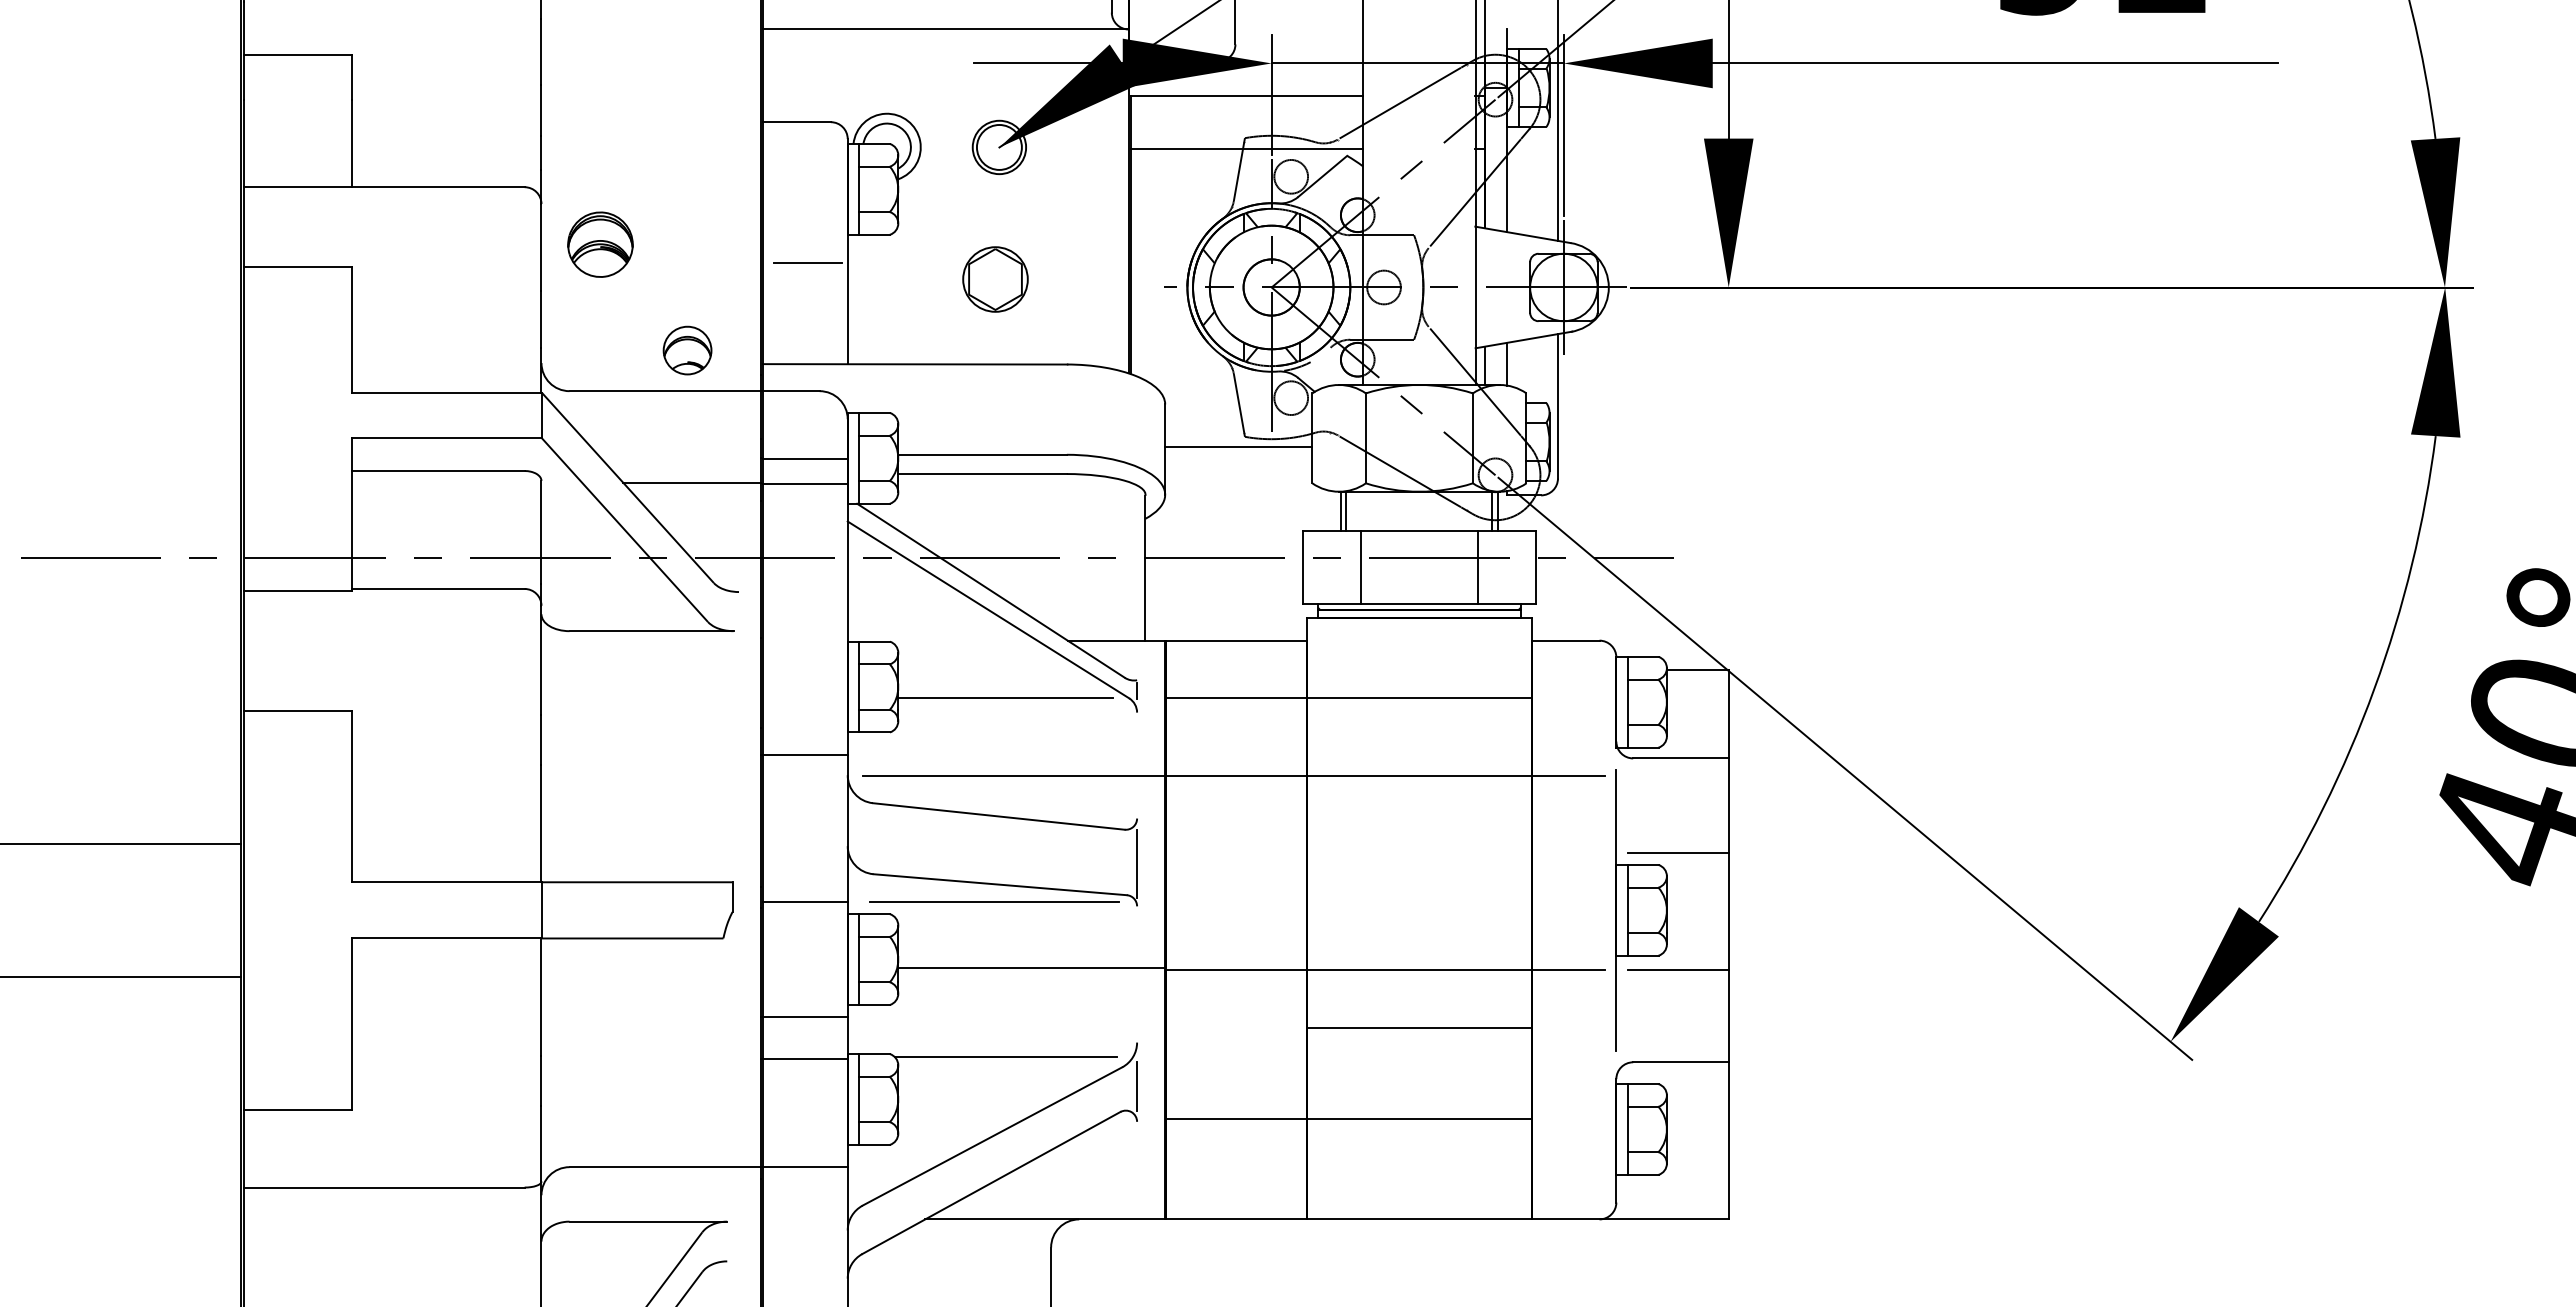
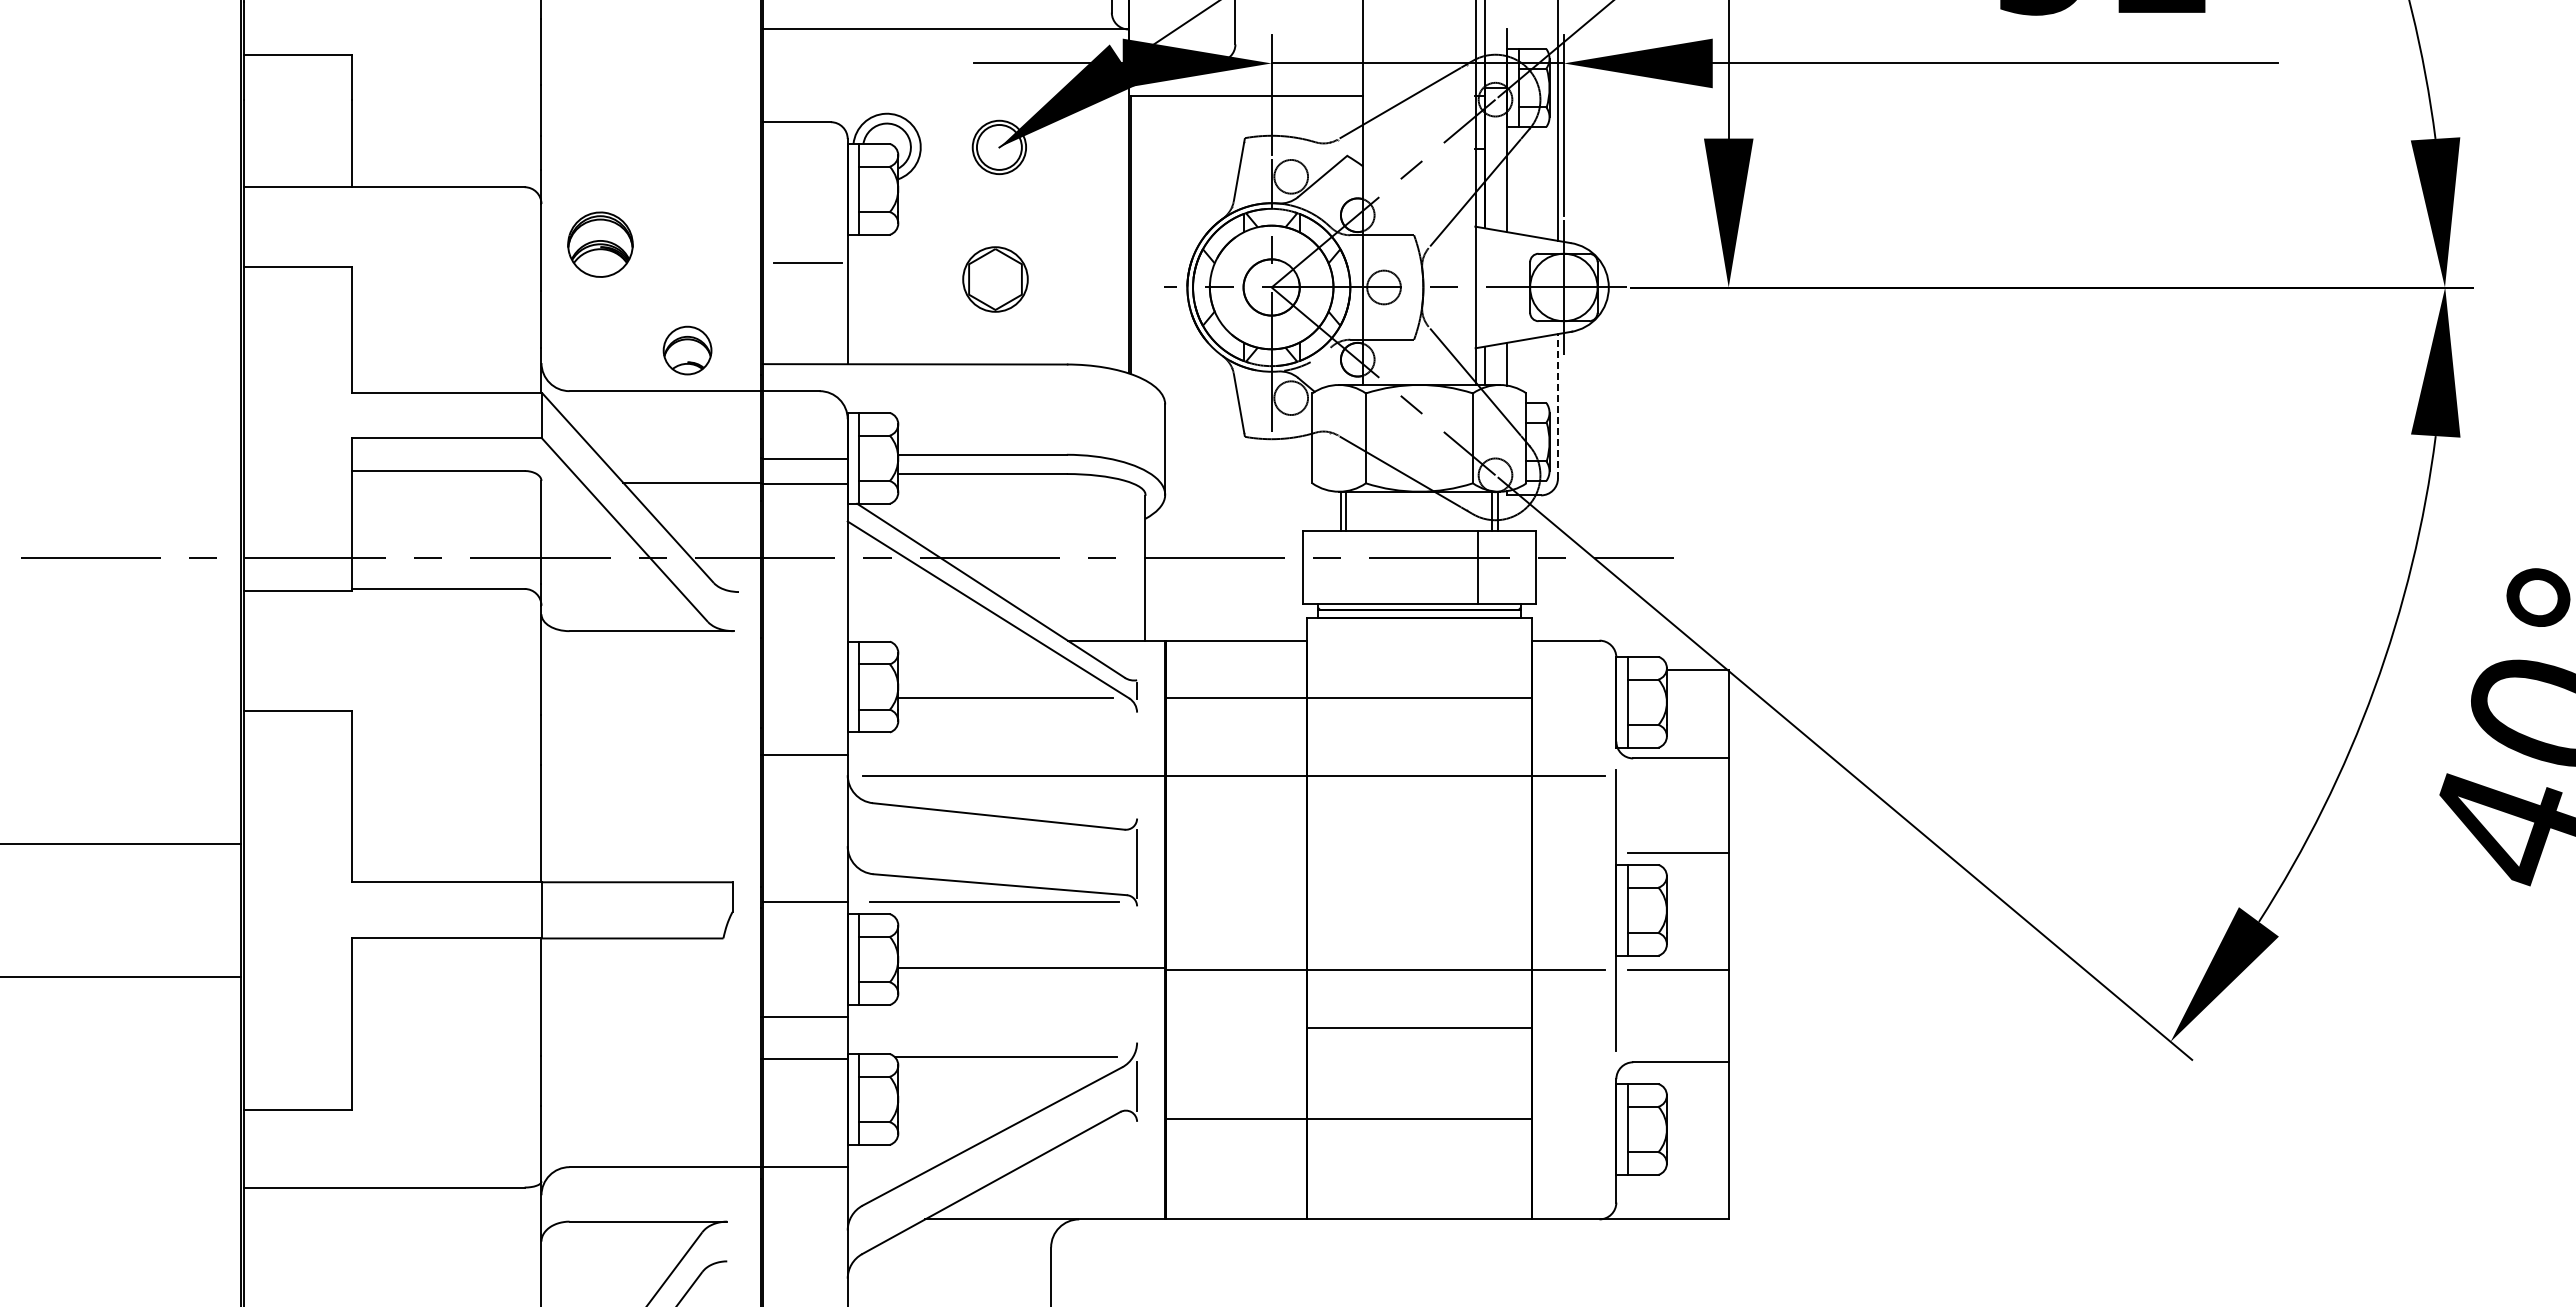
line: present -> none (1246, 149)
line: solid -> dashed (1557, 405)
line: present -> none (1238, 447)
line: present -> none (1361, 567)
